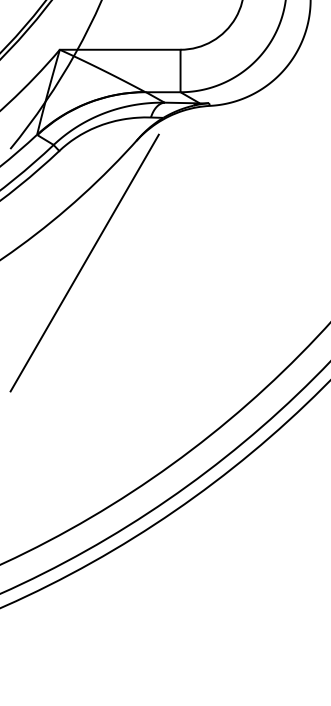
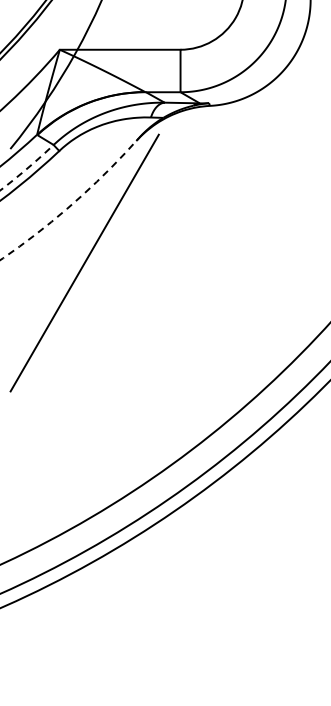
arc: solid -> dashed (27, 168)
arc: solid -> dashed (72, 203)
